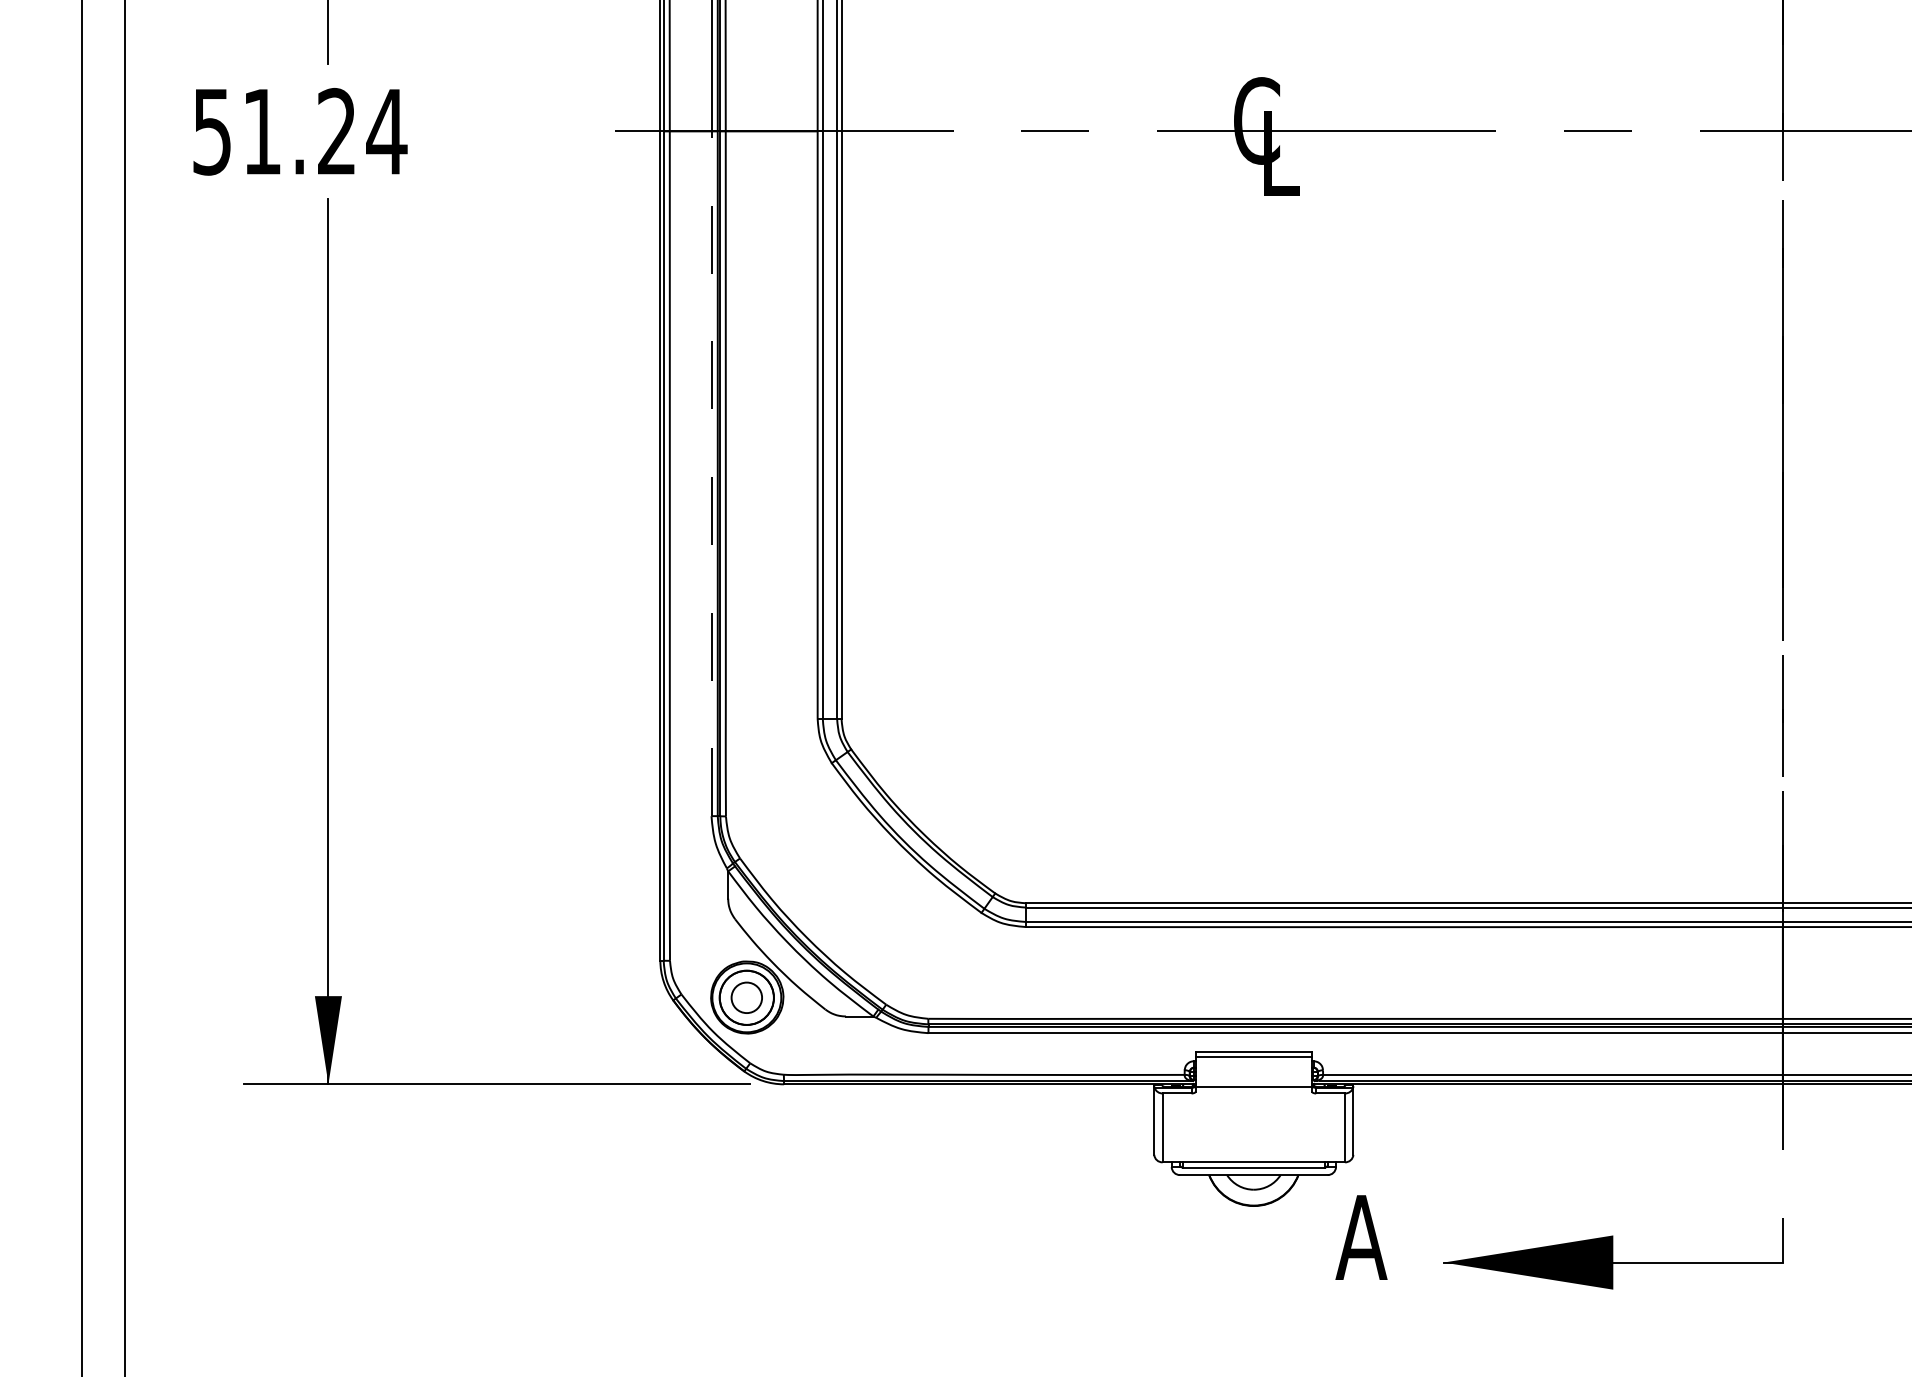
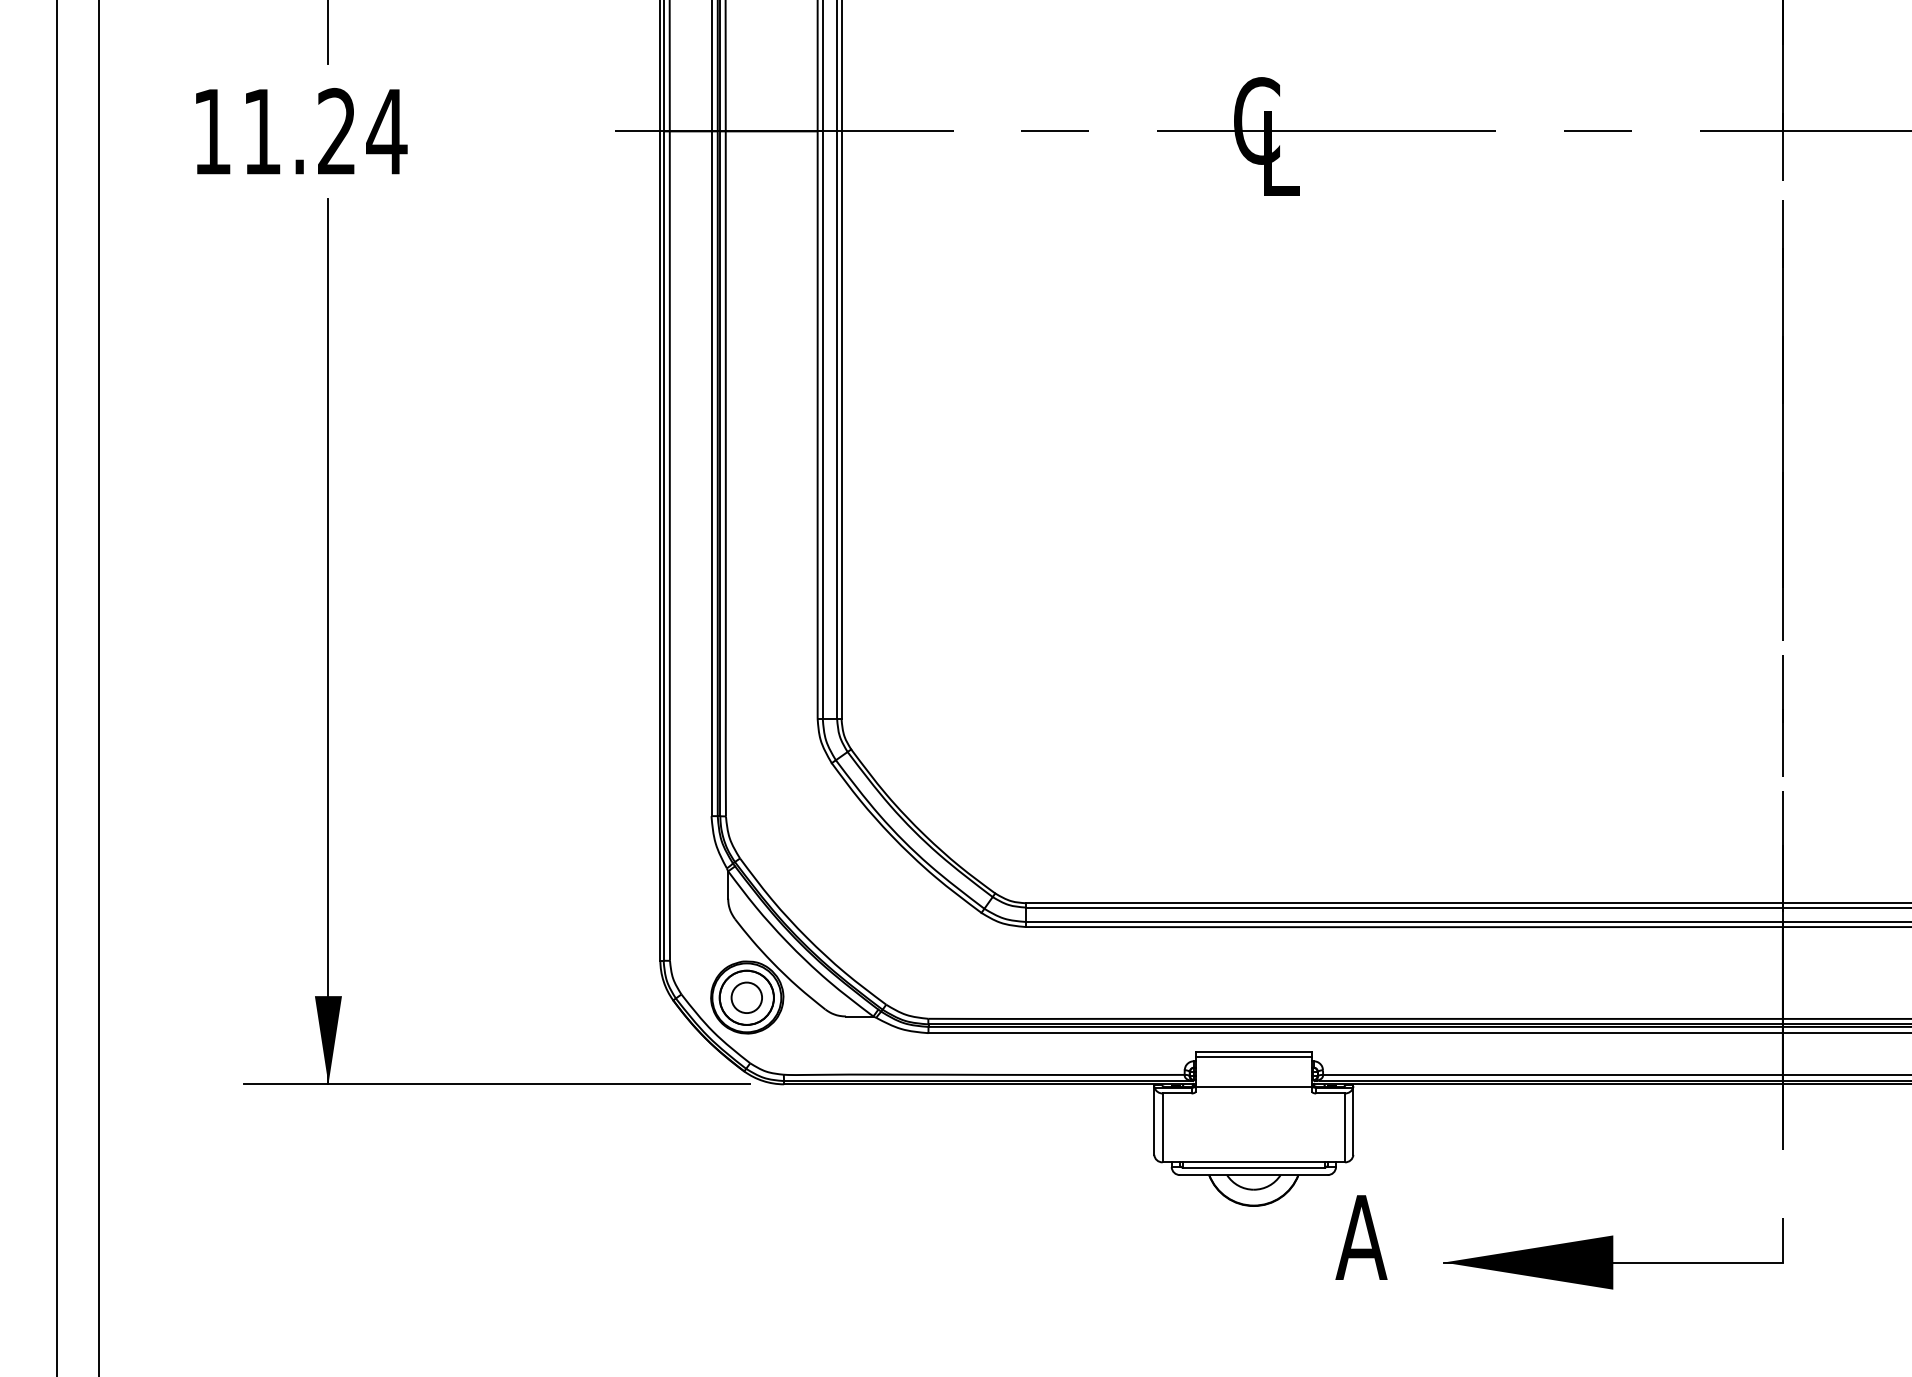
text: 51.24 -> 11.24 (211, 132)
line: dashed -> solid (711, 473)
line position: (82, 687) -> (57, 687) (57, 687)
line position: (125, 687) -> (99, 687) (99, 687)
